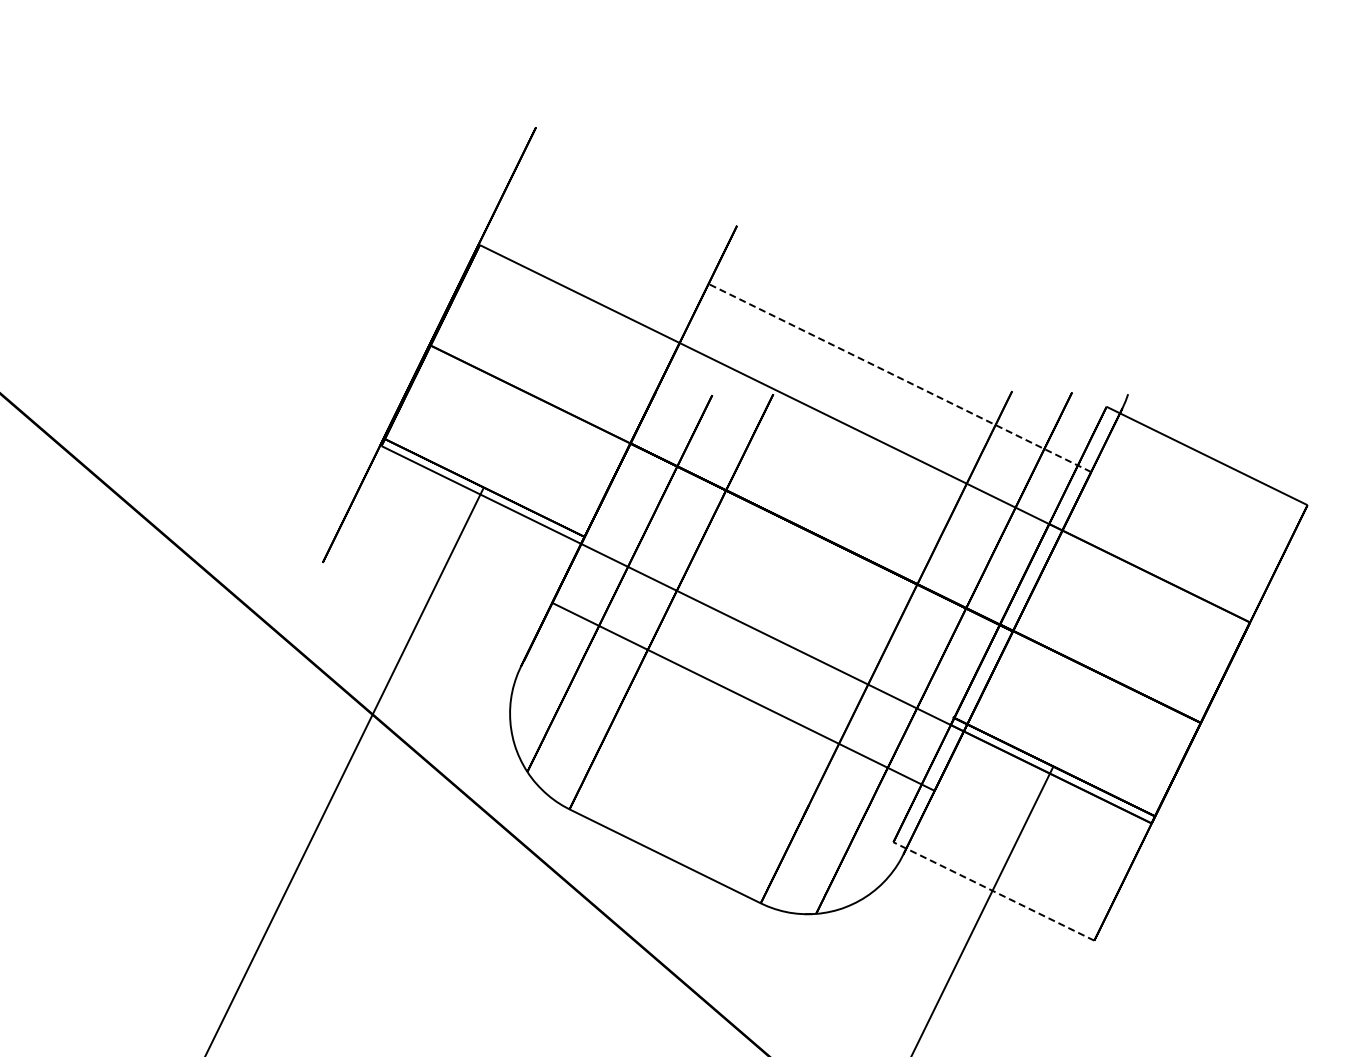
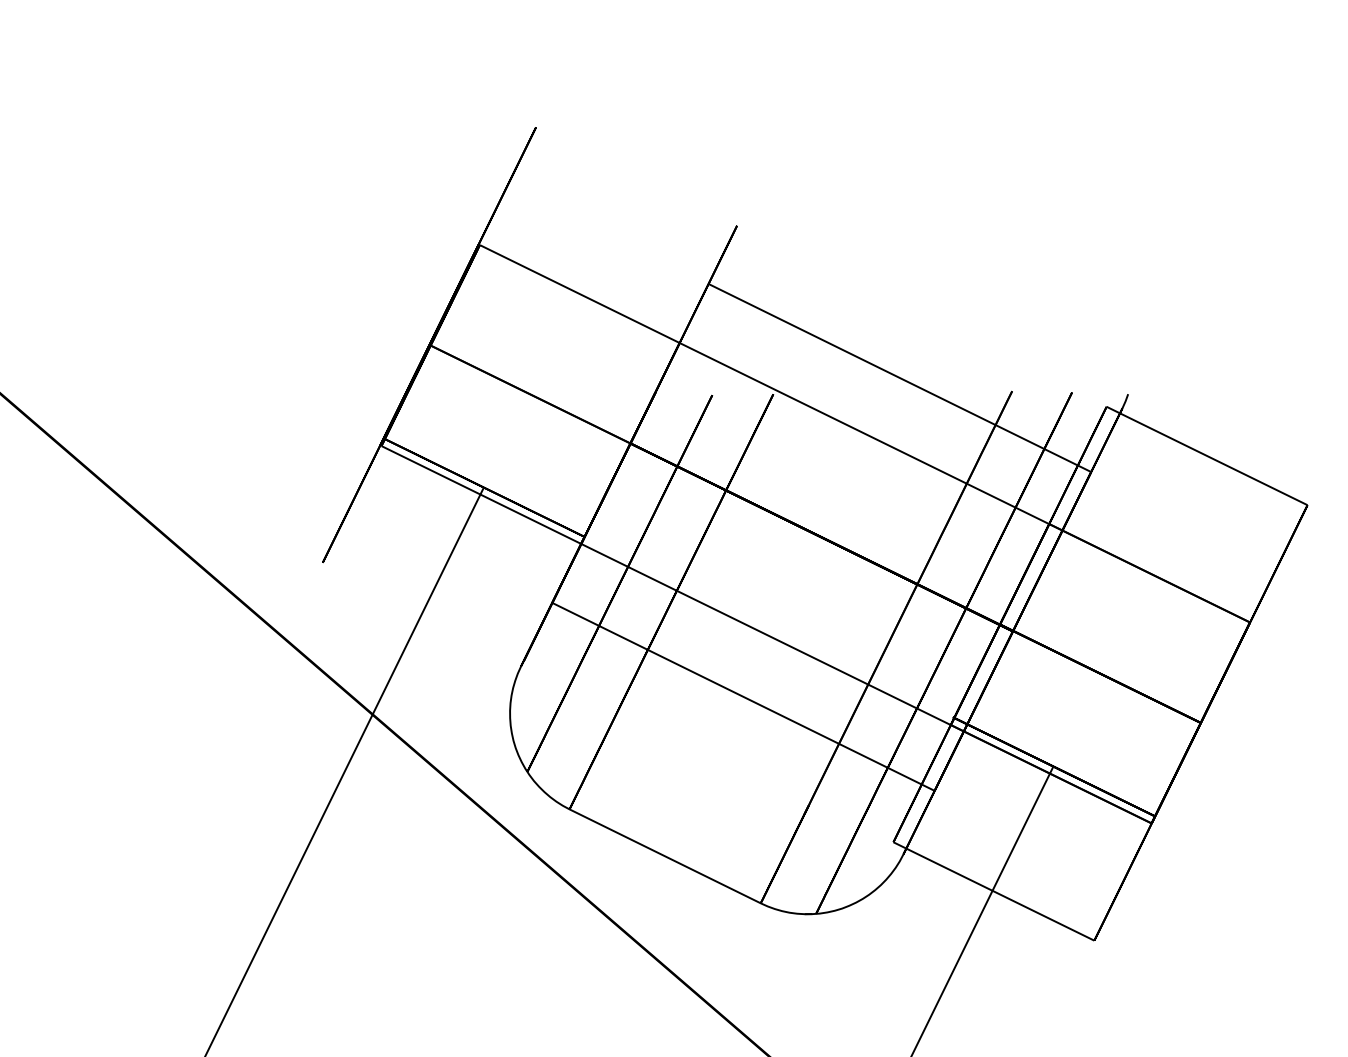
line: dashed -> solid (899, 377)
line: dashed -> solid (993, 891)
